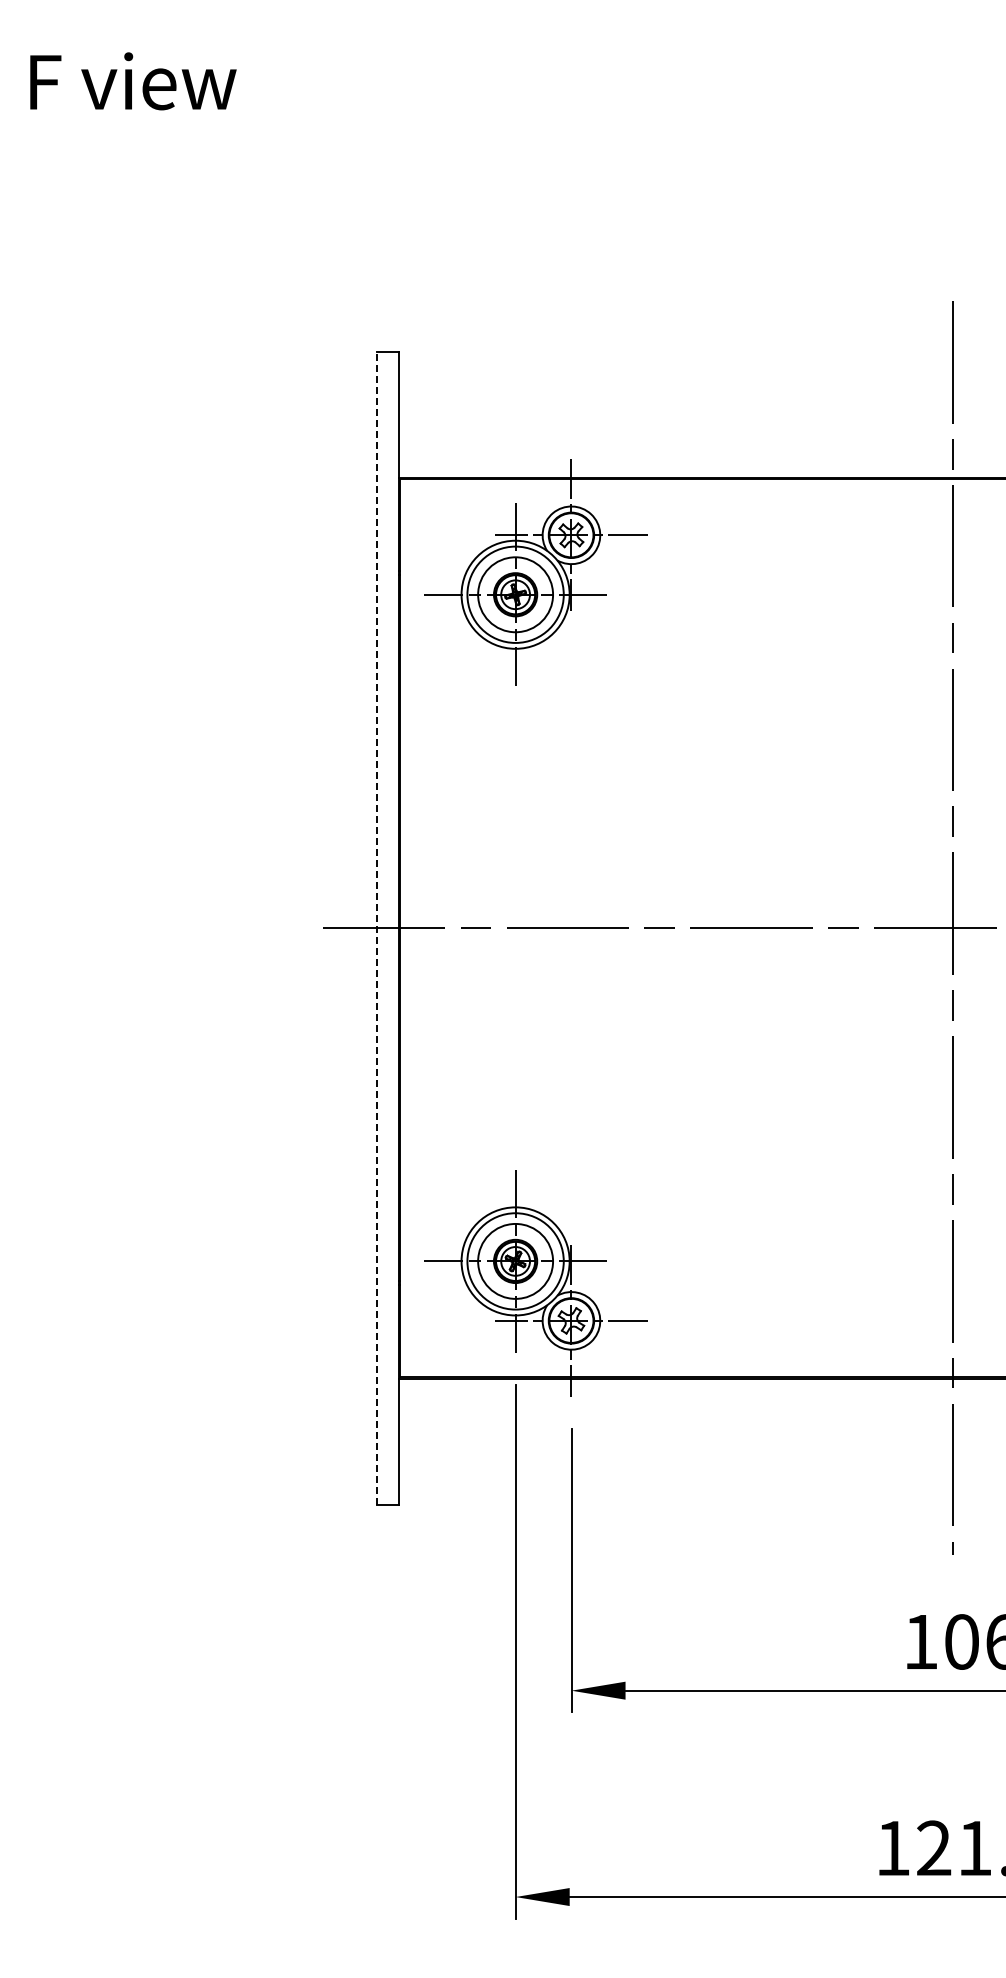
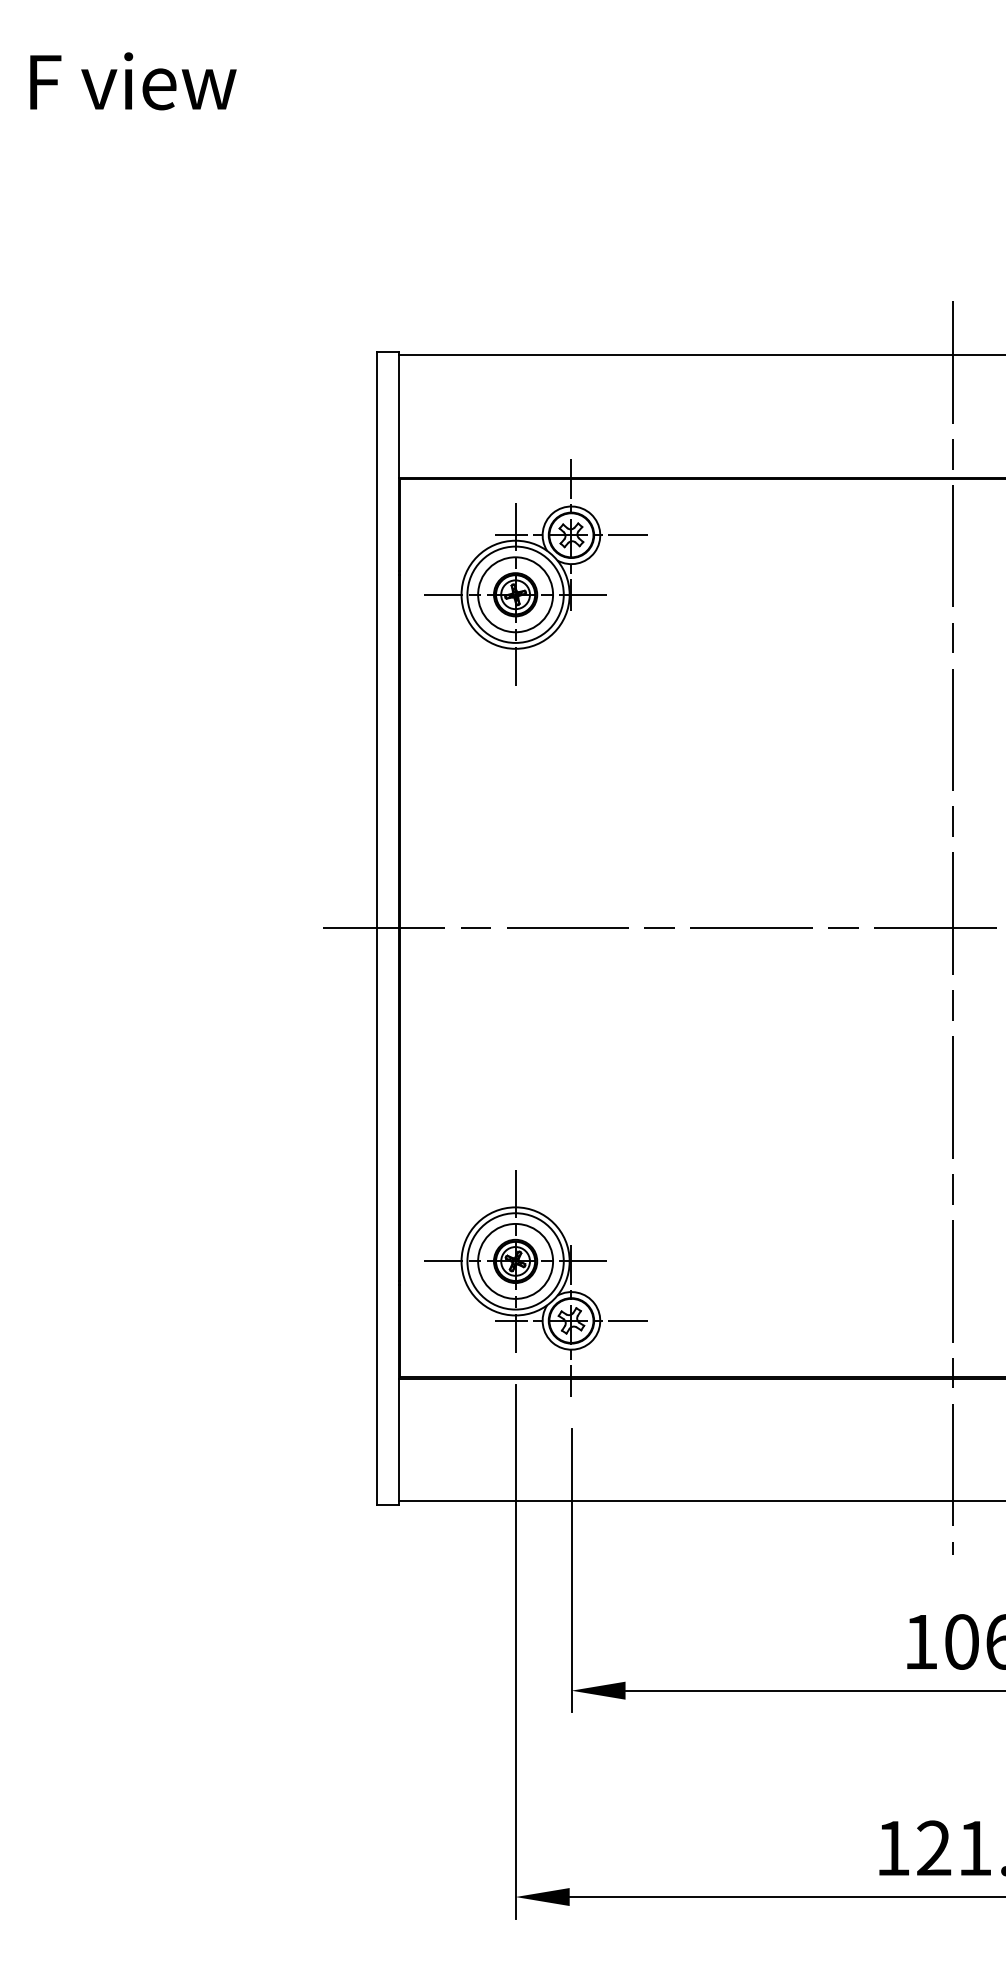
line: none -> present (700, 355)
line: dashed -> solid (376, 928)
line: none -> present (700, 1501)
